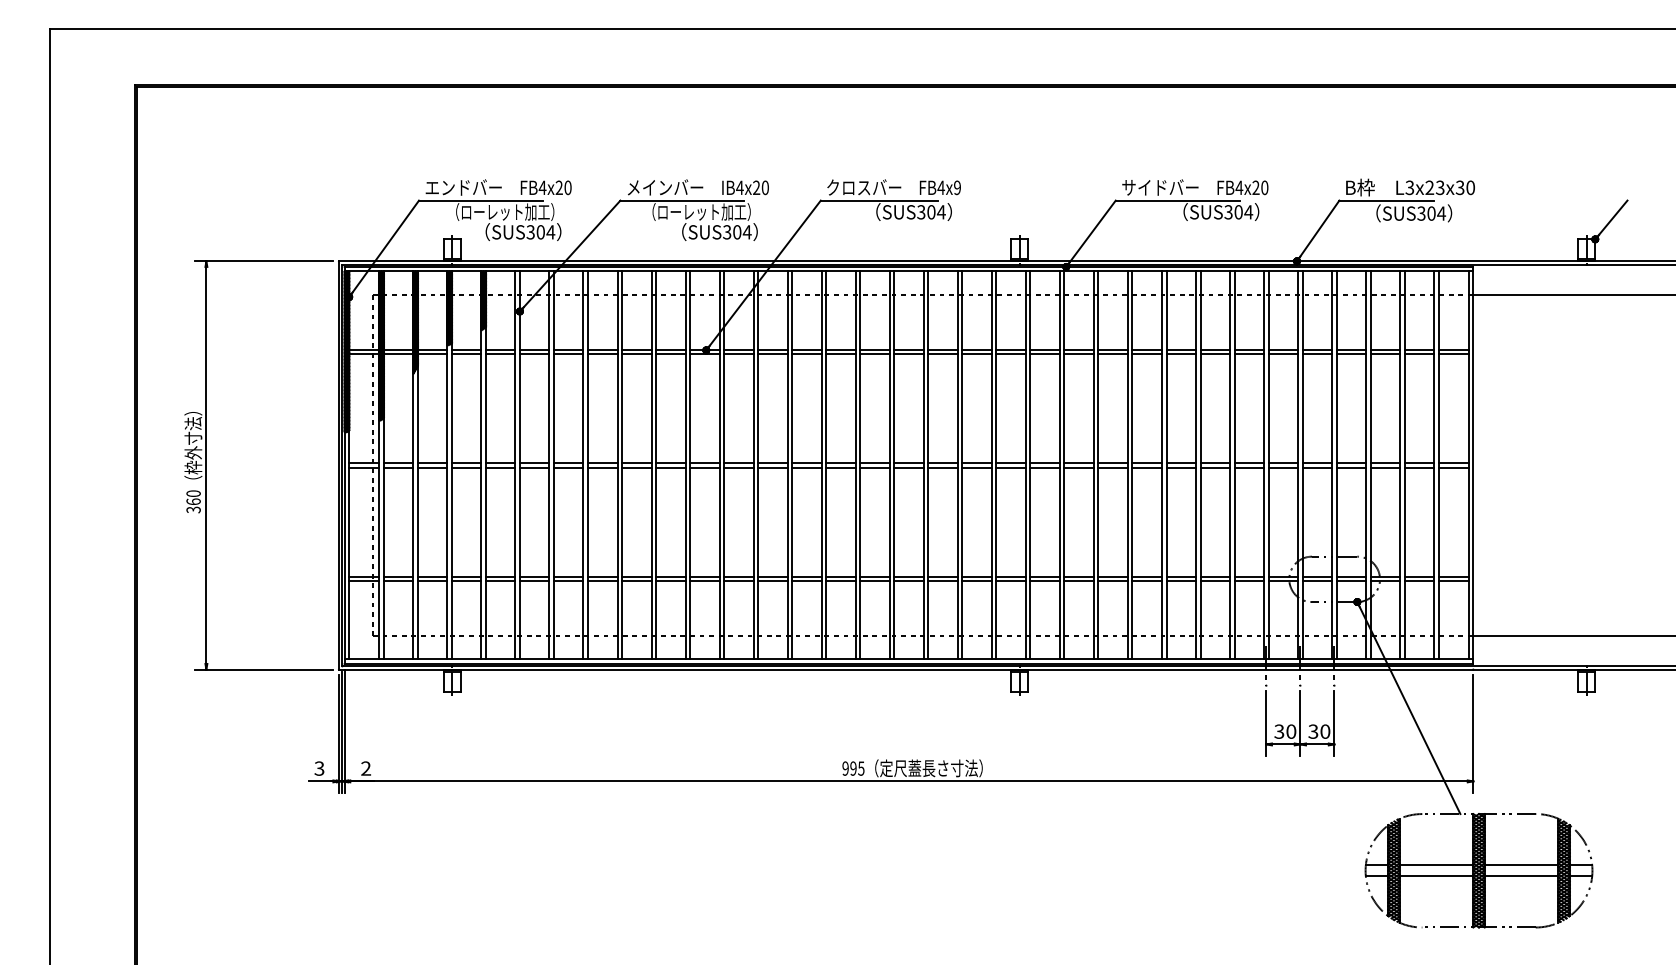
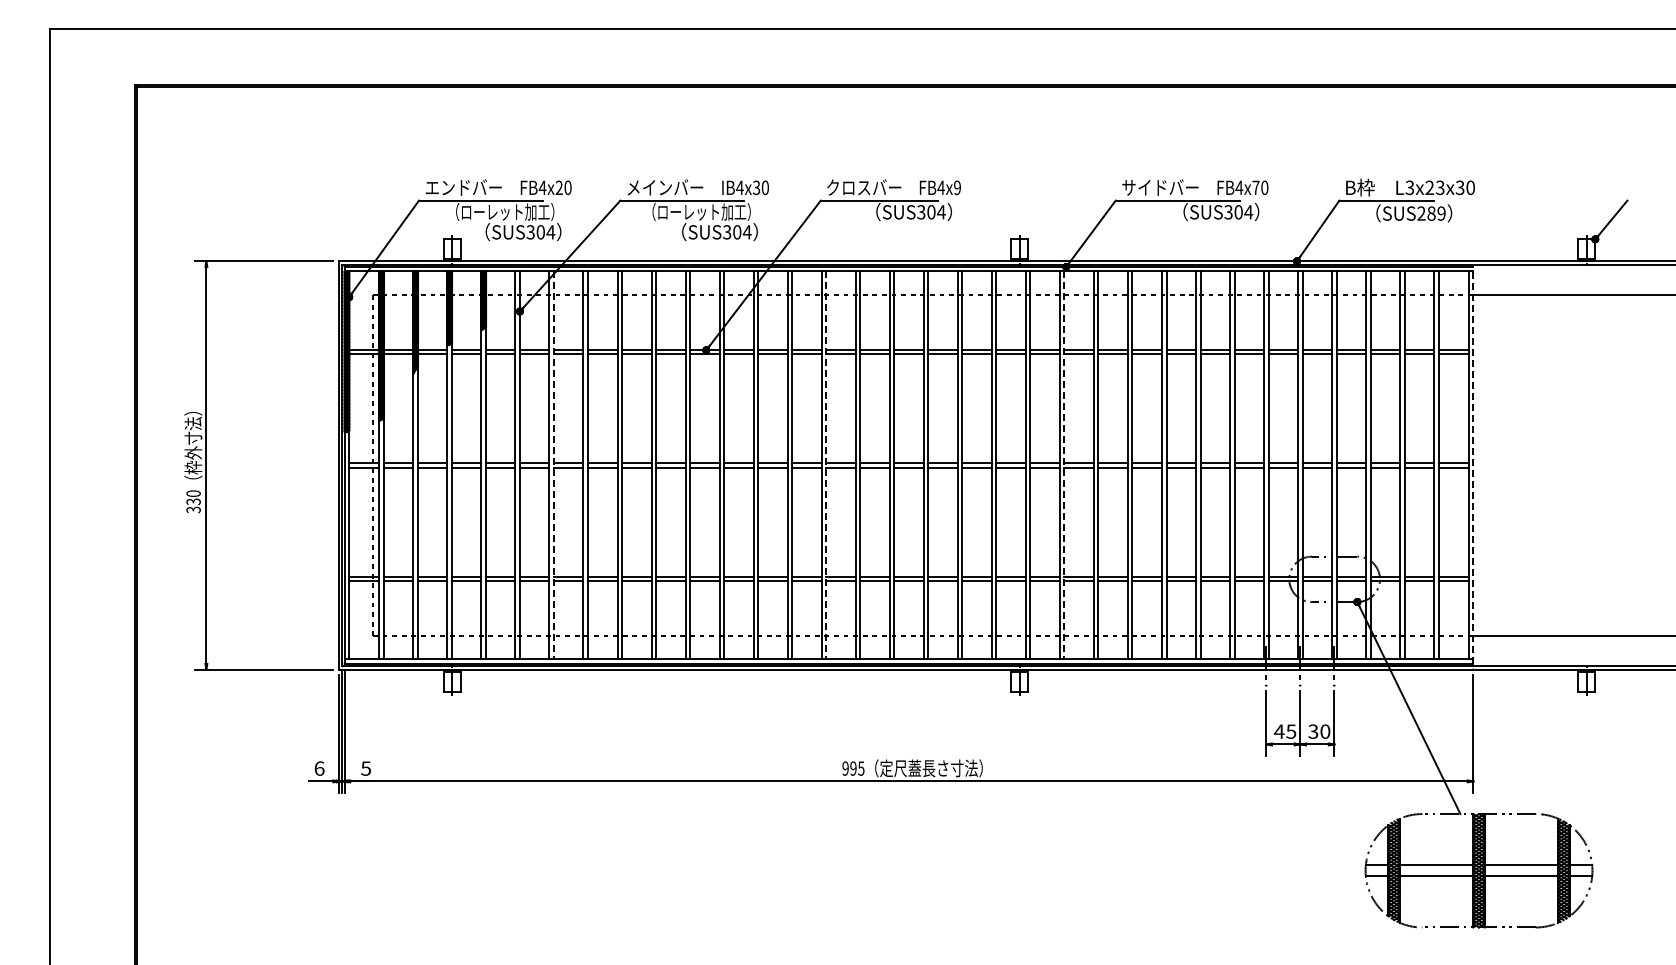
text: FB4x20 -> FB4x70 (1255, 187)
text: IB4x20 -> IB4x30 (756, 188)
text: SUS304 -> SUS289 (1431, 213)
line: solid -> dashed (553, 465)
line: solid -> dashed (826, 465)
line: solid -> dashed (1064, 465)
line: solid -> dashed (1473, 465)
text: 360 -> 330 (193, 501)
text: 30 -> 45 (1285, 731)
text: 3 -> 6 (319, 768)
text: 2 -> 5 (366, 768)
